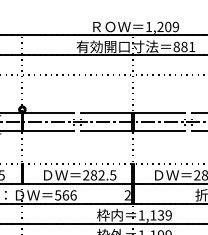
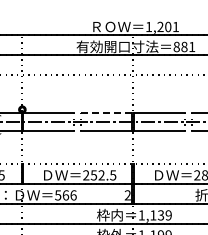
text: 1,209 -> 1,201 (175, 26)
line: solid -> dashed (106, 113)
text: 282.5 -> 252.5 (93, 175)
